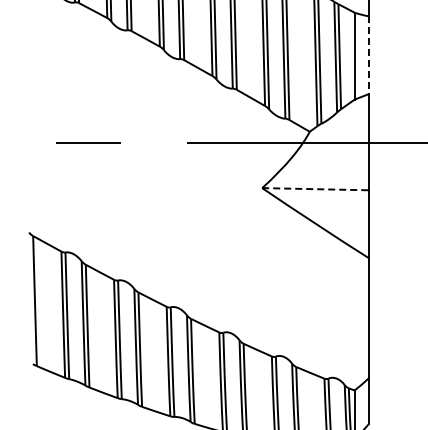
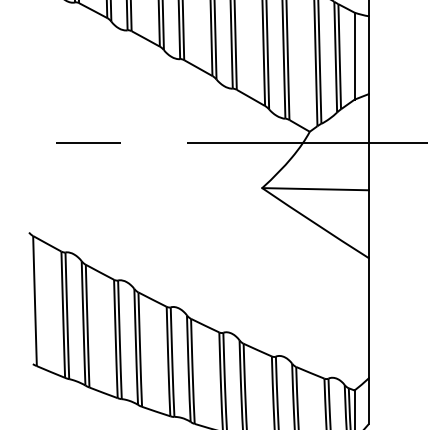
line: dashed -> solid (368, 55)
line: dashed -> solid (316, 189)
